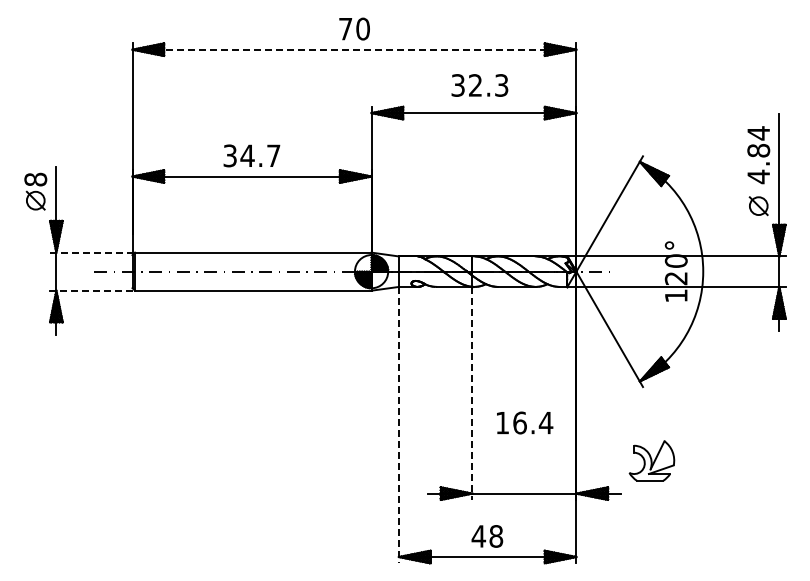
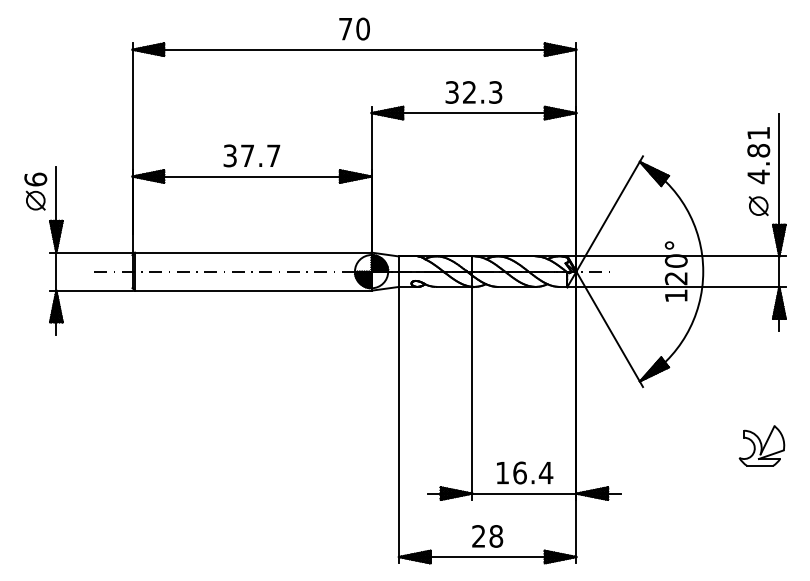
line: dashed -> solid (354, 49)
text position: (479, 85) -> (473, 92) (473, 92)
text: 4.84 -> 4.81 (758, 133)
text: 34.7 -> 37.7 (247, 155)
text: 8 -> 6 (35, 179)
line: dashed -> solid (91, 252)
line: dashed -> solid (93, 290)
line: dashed -> solid (472, 393)
text position: (525, 422) -> (525, 472) (525, 472)
line: dashed -> solid (398, 425)
part position: (651, 460) -> (761, 445) (761, 445)
text: 48 -> 28 (478, 536)
